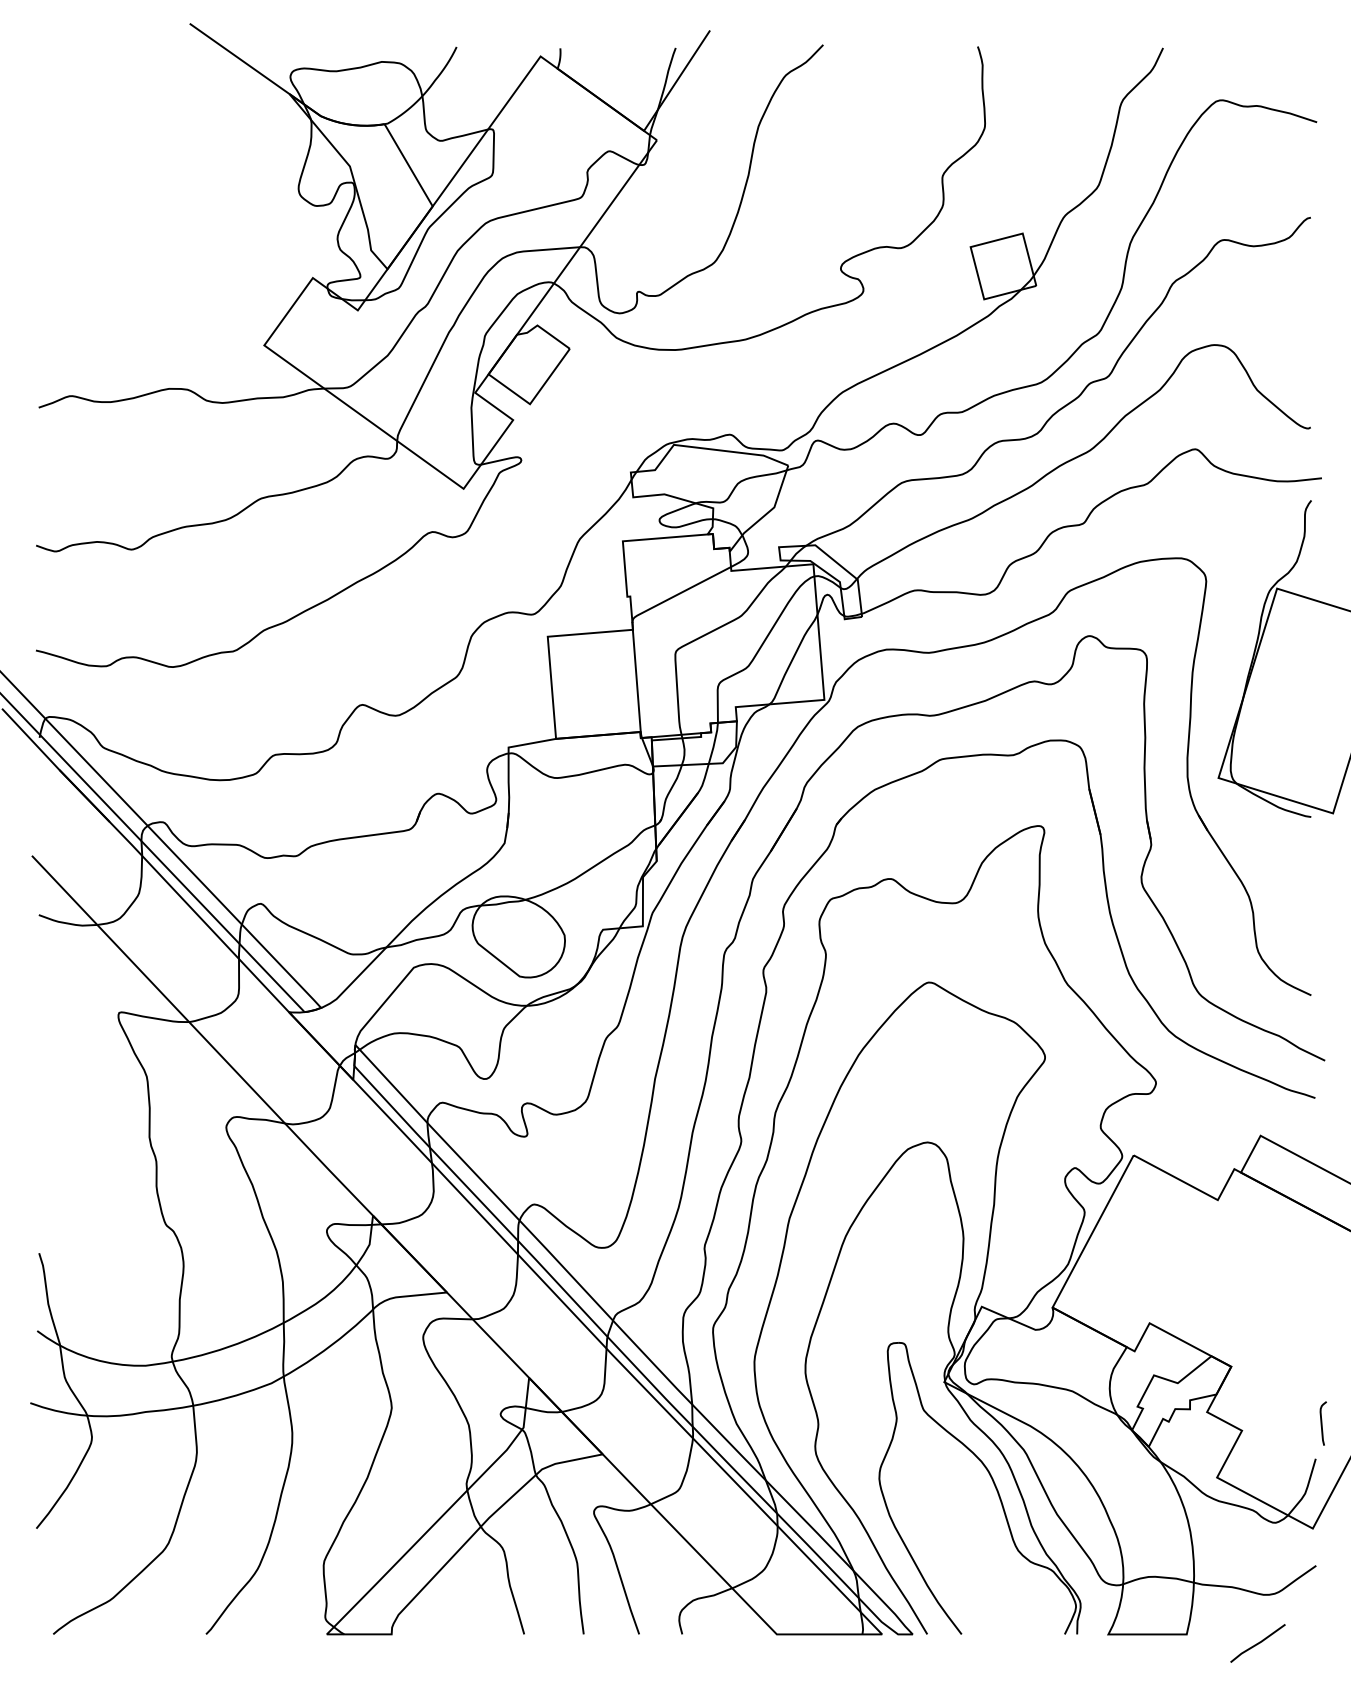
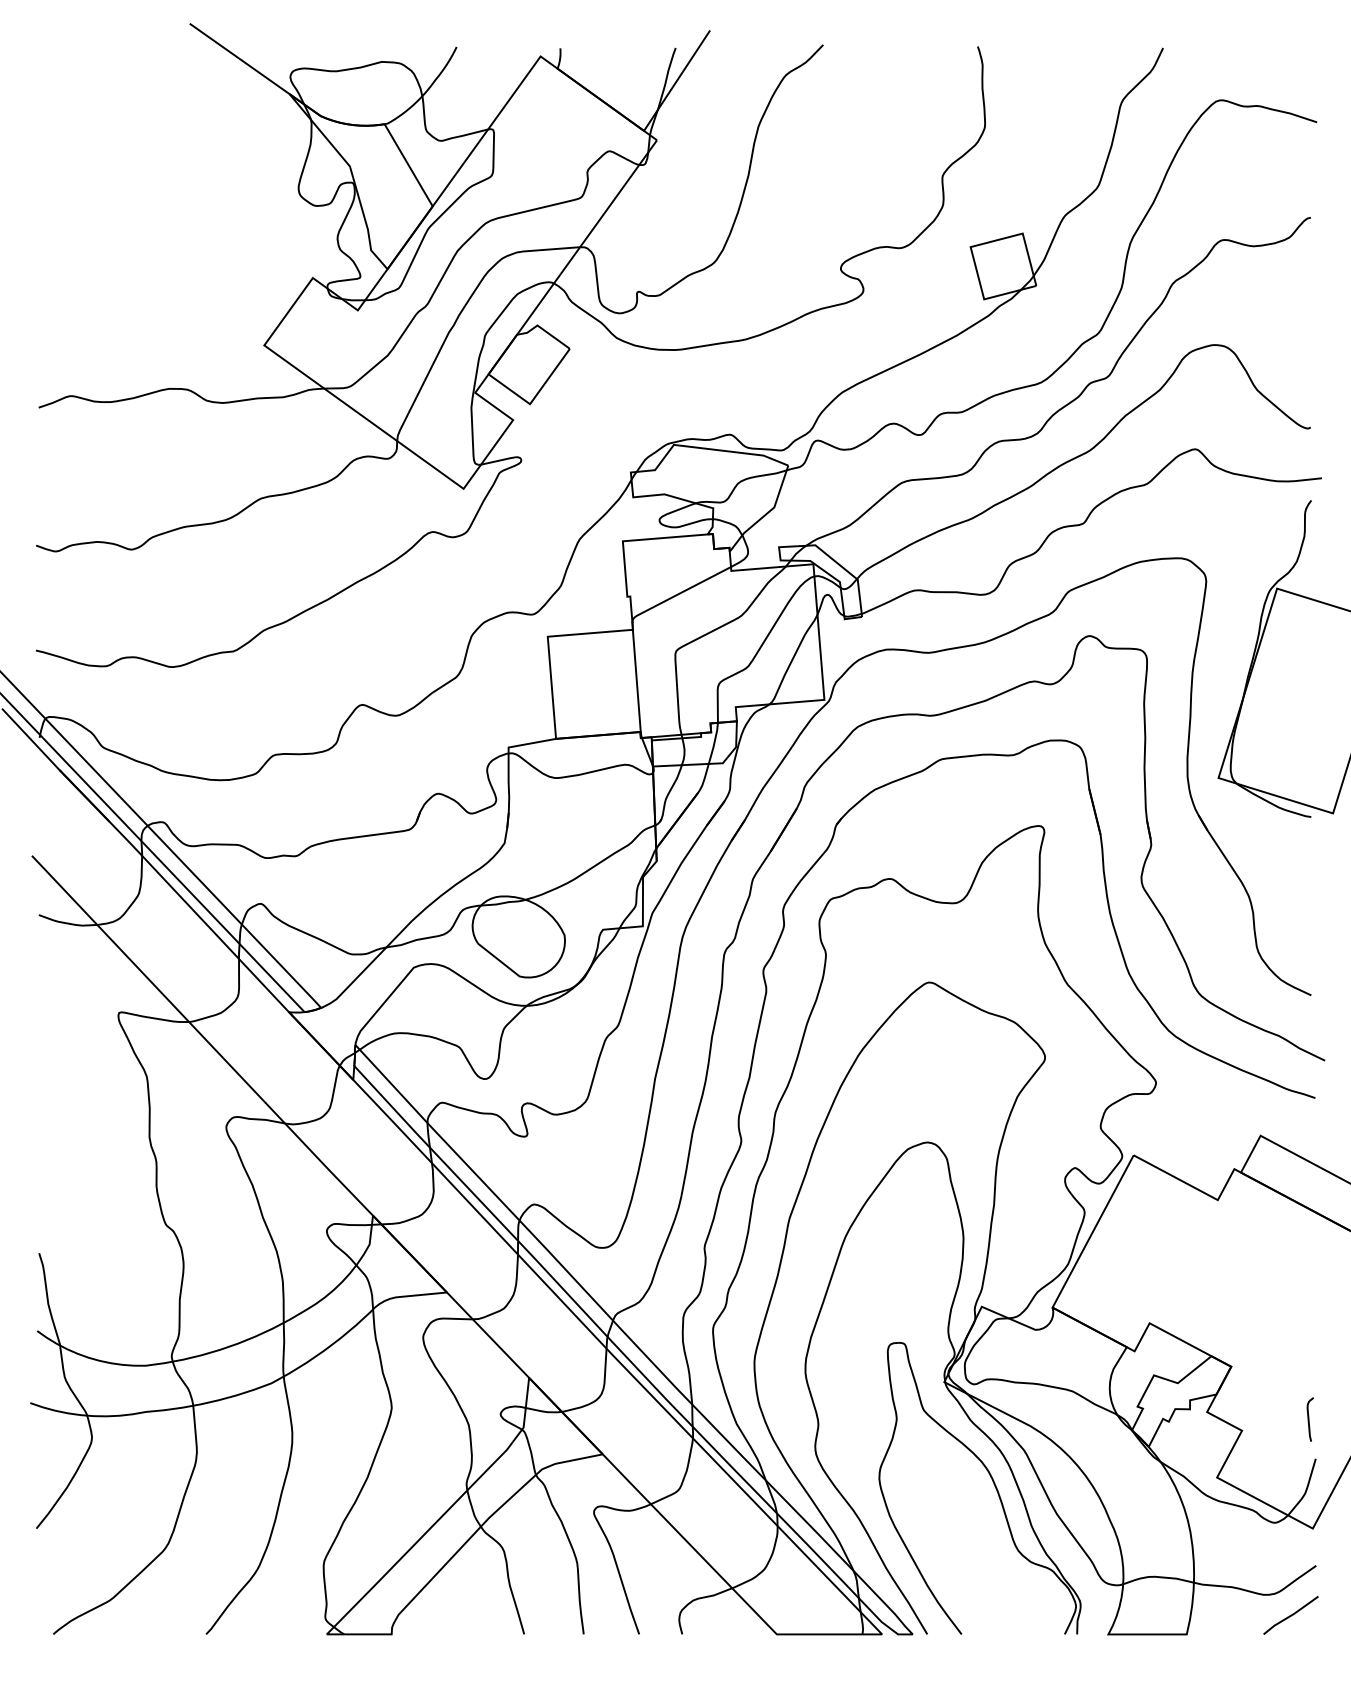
curve position: (1322, 1423) -> (1309, 1419) (1309, 1419)
line position: (1257, 1643) -> (1290, 1615) (1290, 1615)
